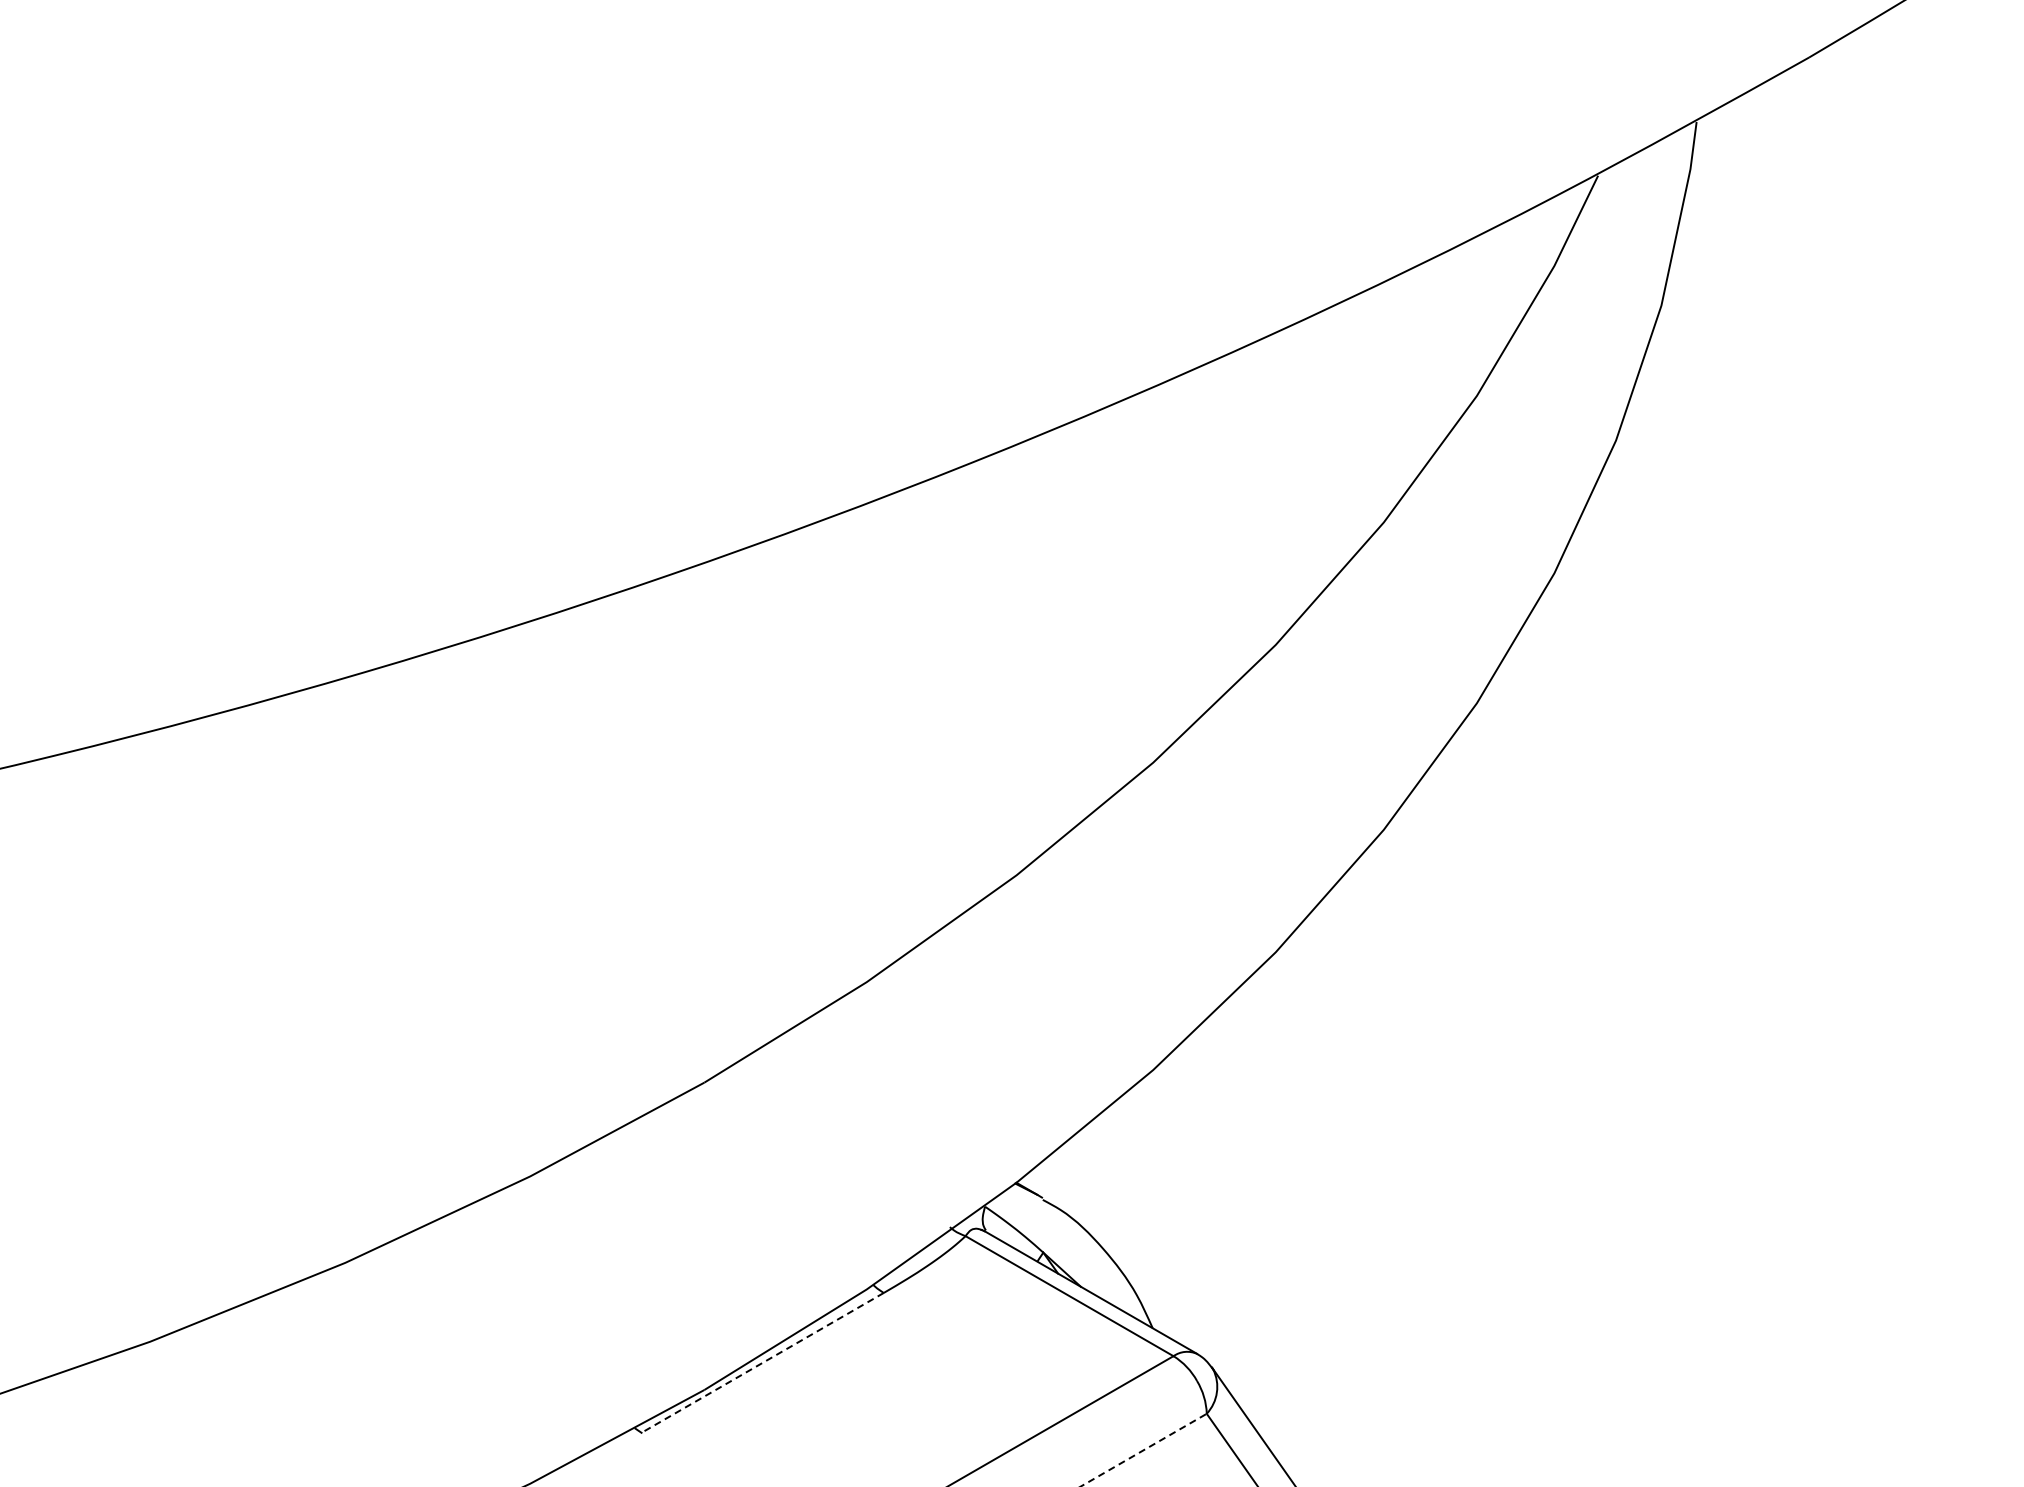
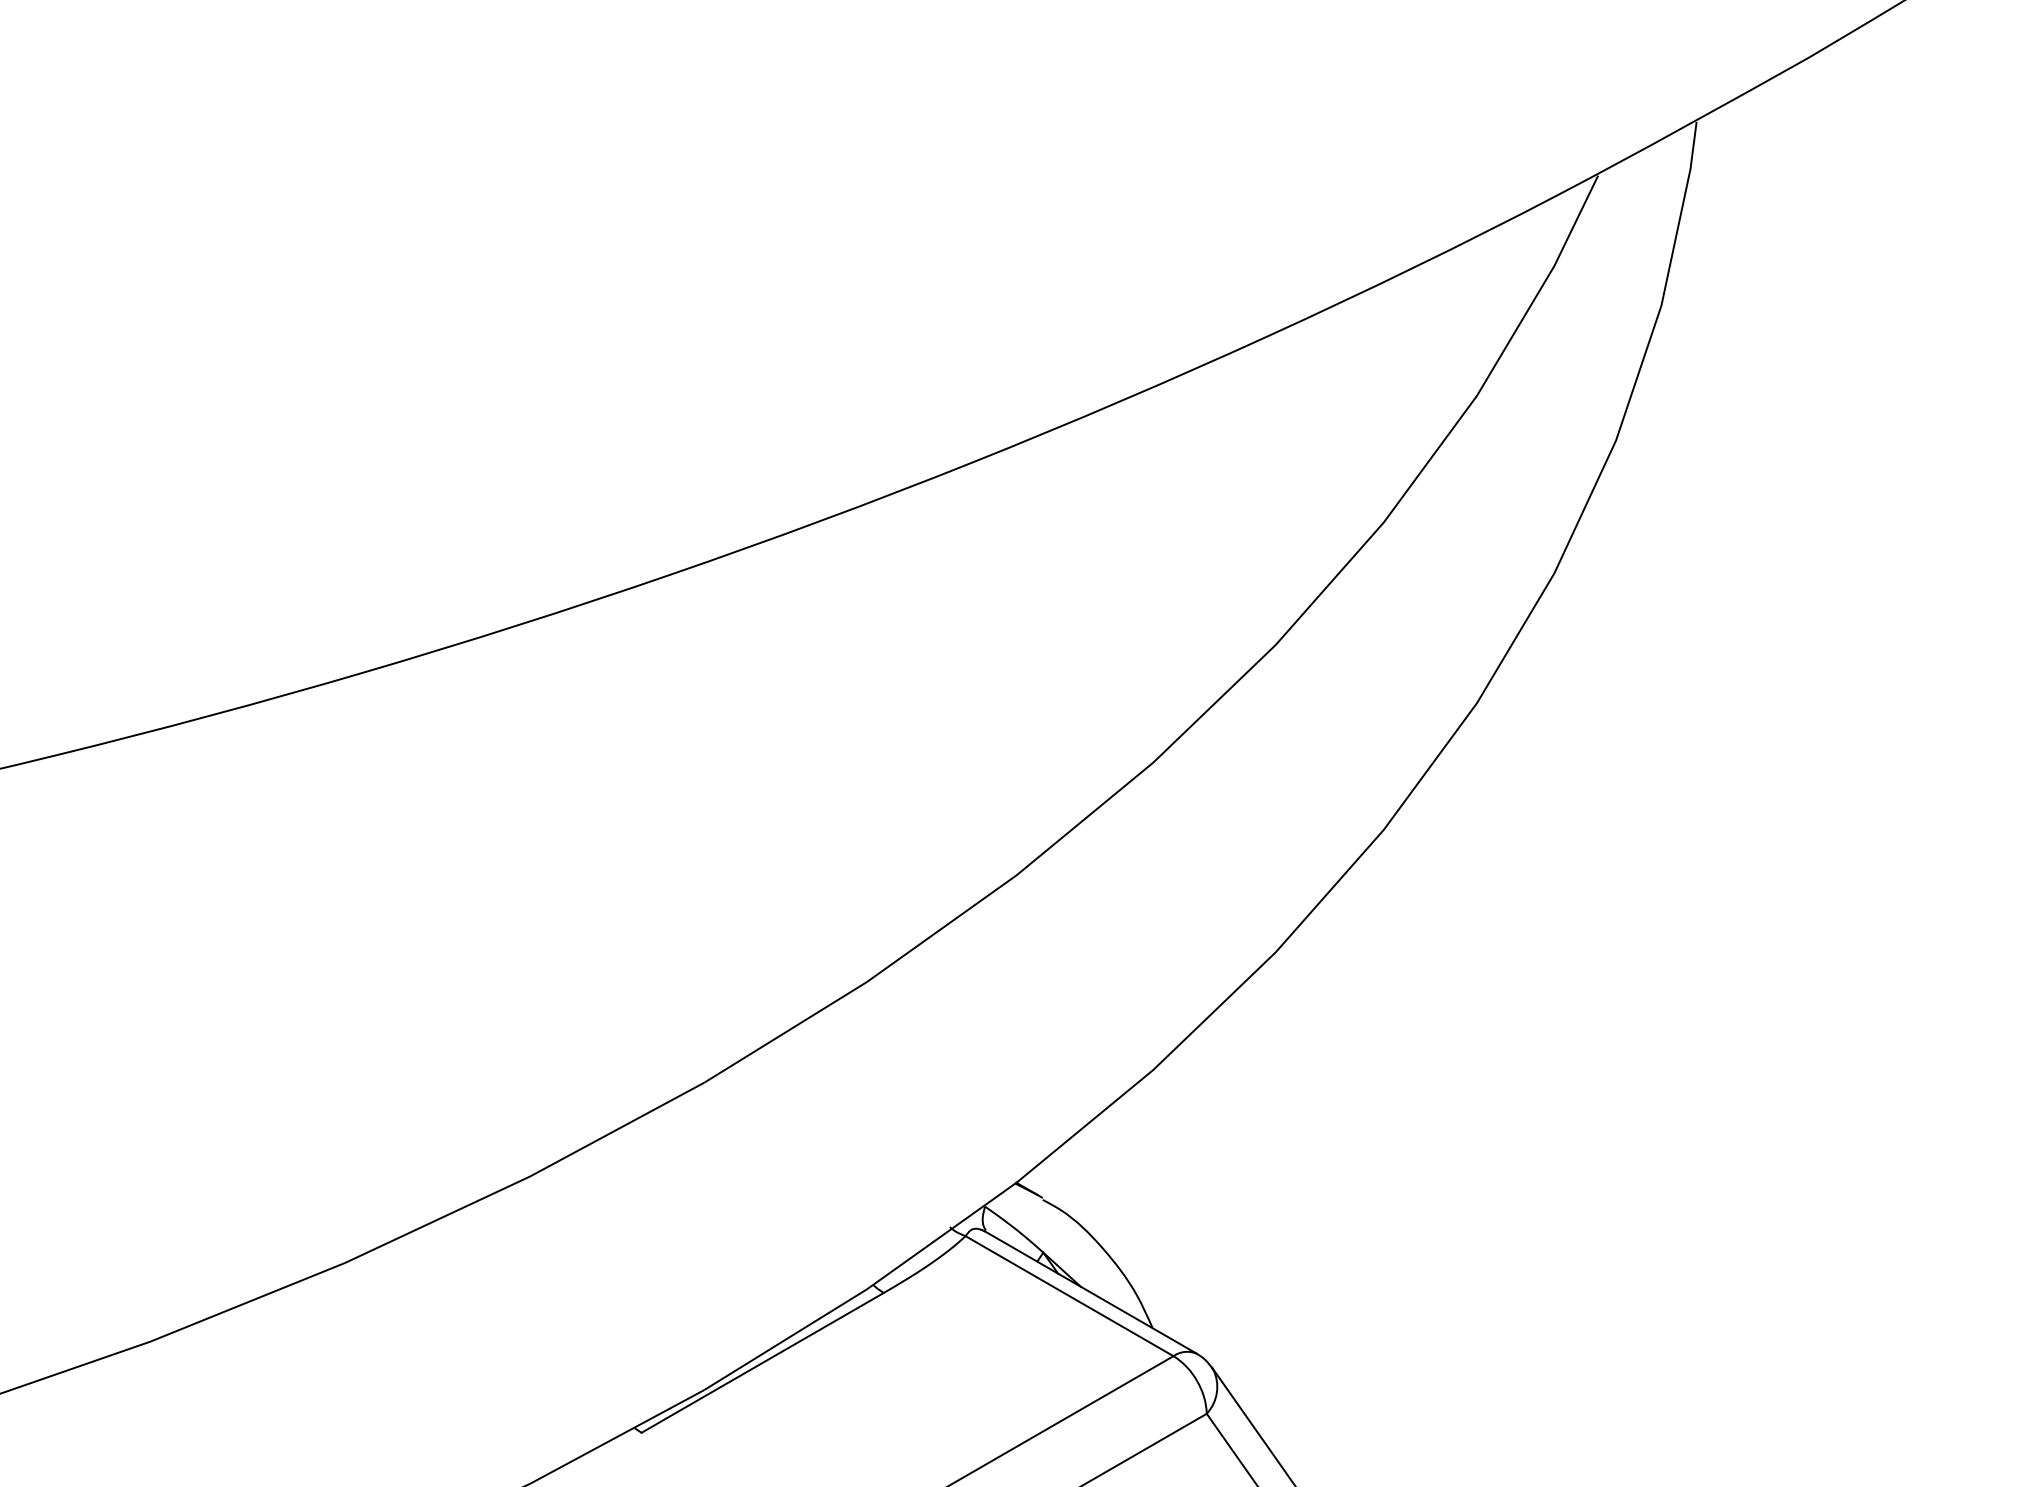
line: dashed -> solid (762, 1362)
line: dashed -> solid (1143, 1450)
